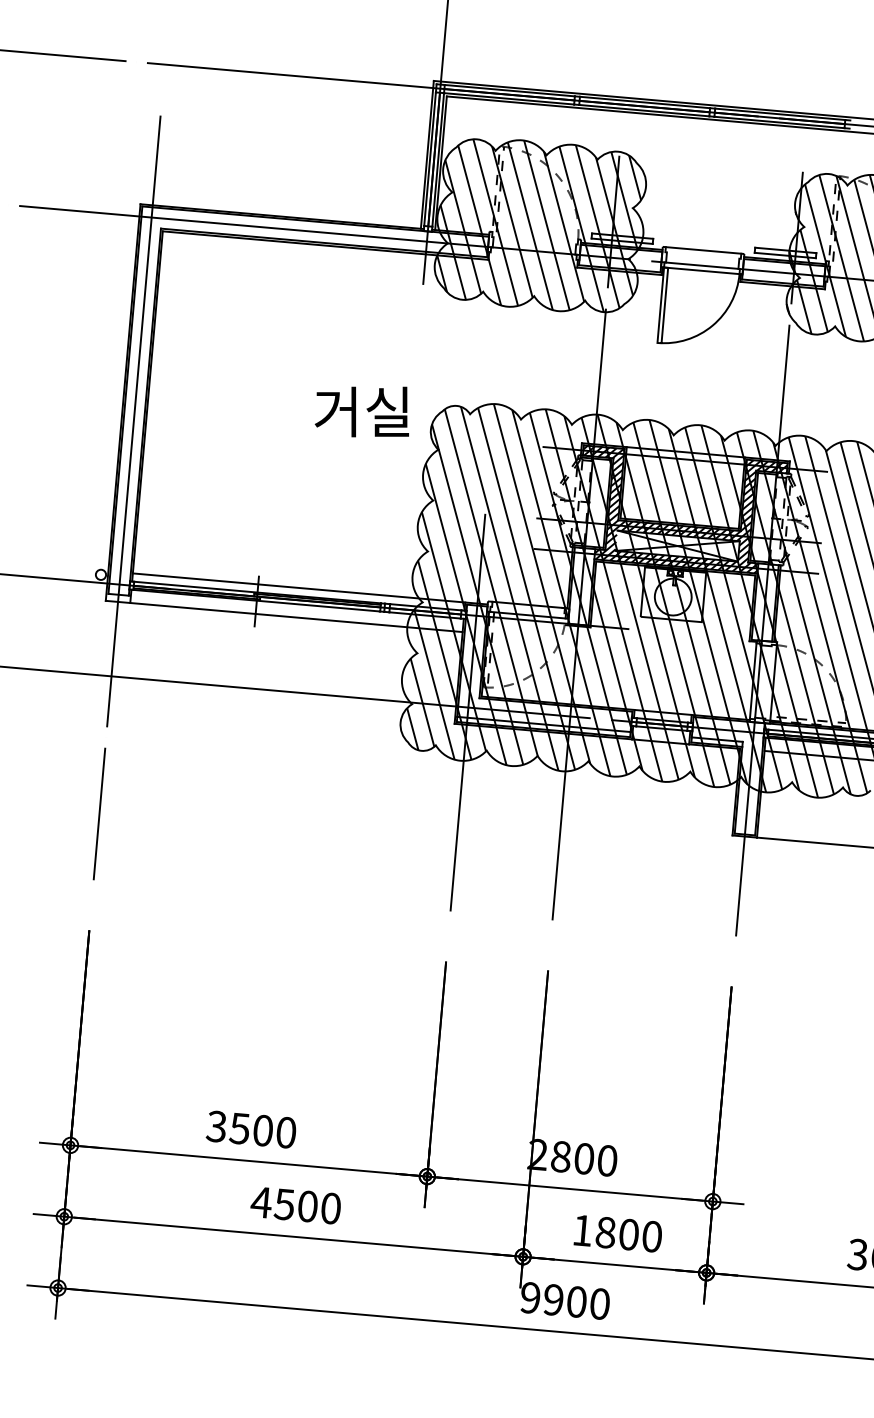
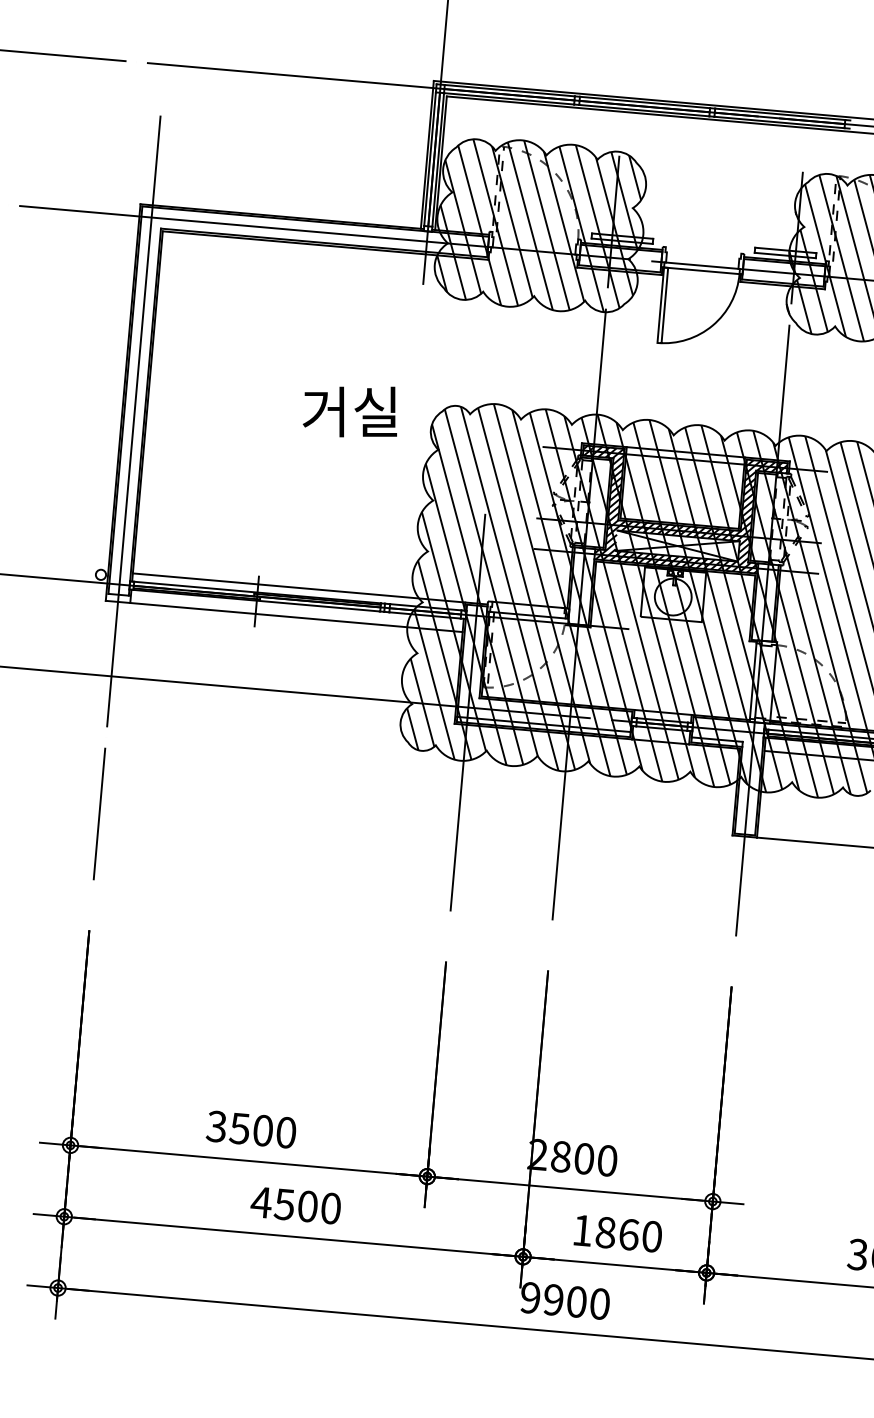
line: present -> none (703, 250)
text position: (361, 411) -> (349, 411) (349, 411)
text: 1800 -> 1860 (629, 1234)
